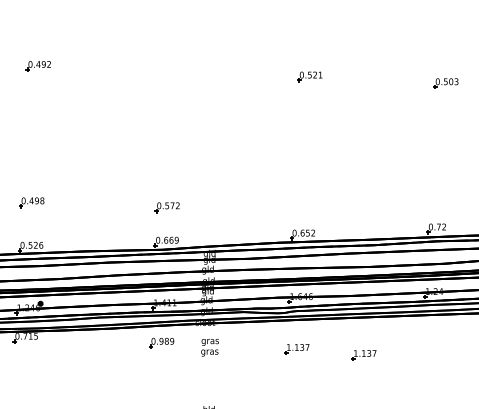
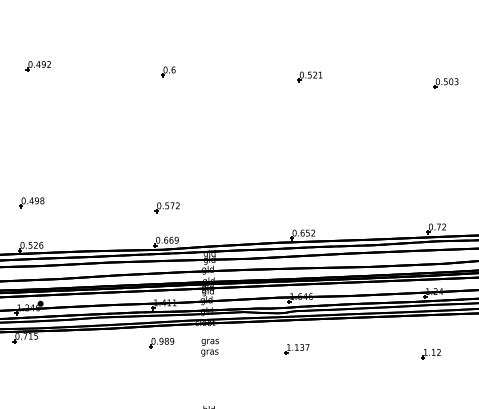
part: none -> present (168, 71)
part: none -> present (430, 354)
part: present -> none (363, 355)
